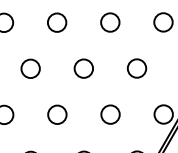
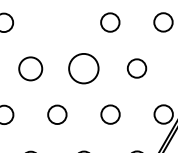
circle: present -> none (57, 22)
circle size: 21x21 px -> 26x26 px (30, 68)
circle diameter: 18 px -> 29 px (83, 68)
